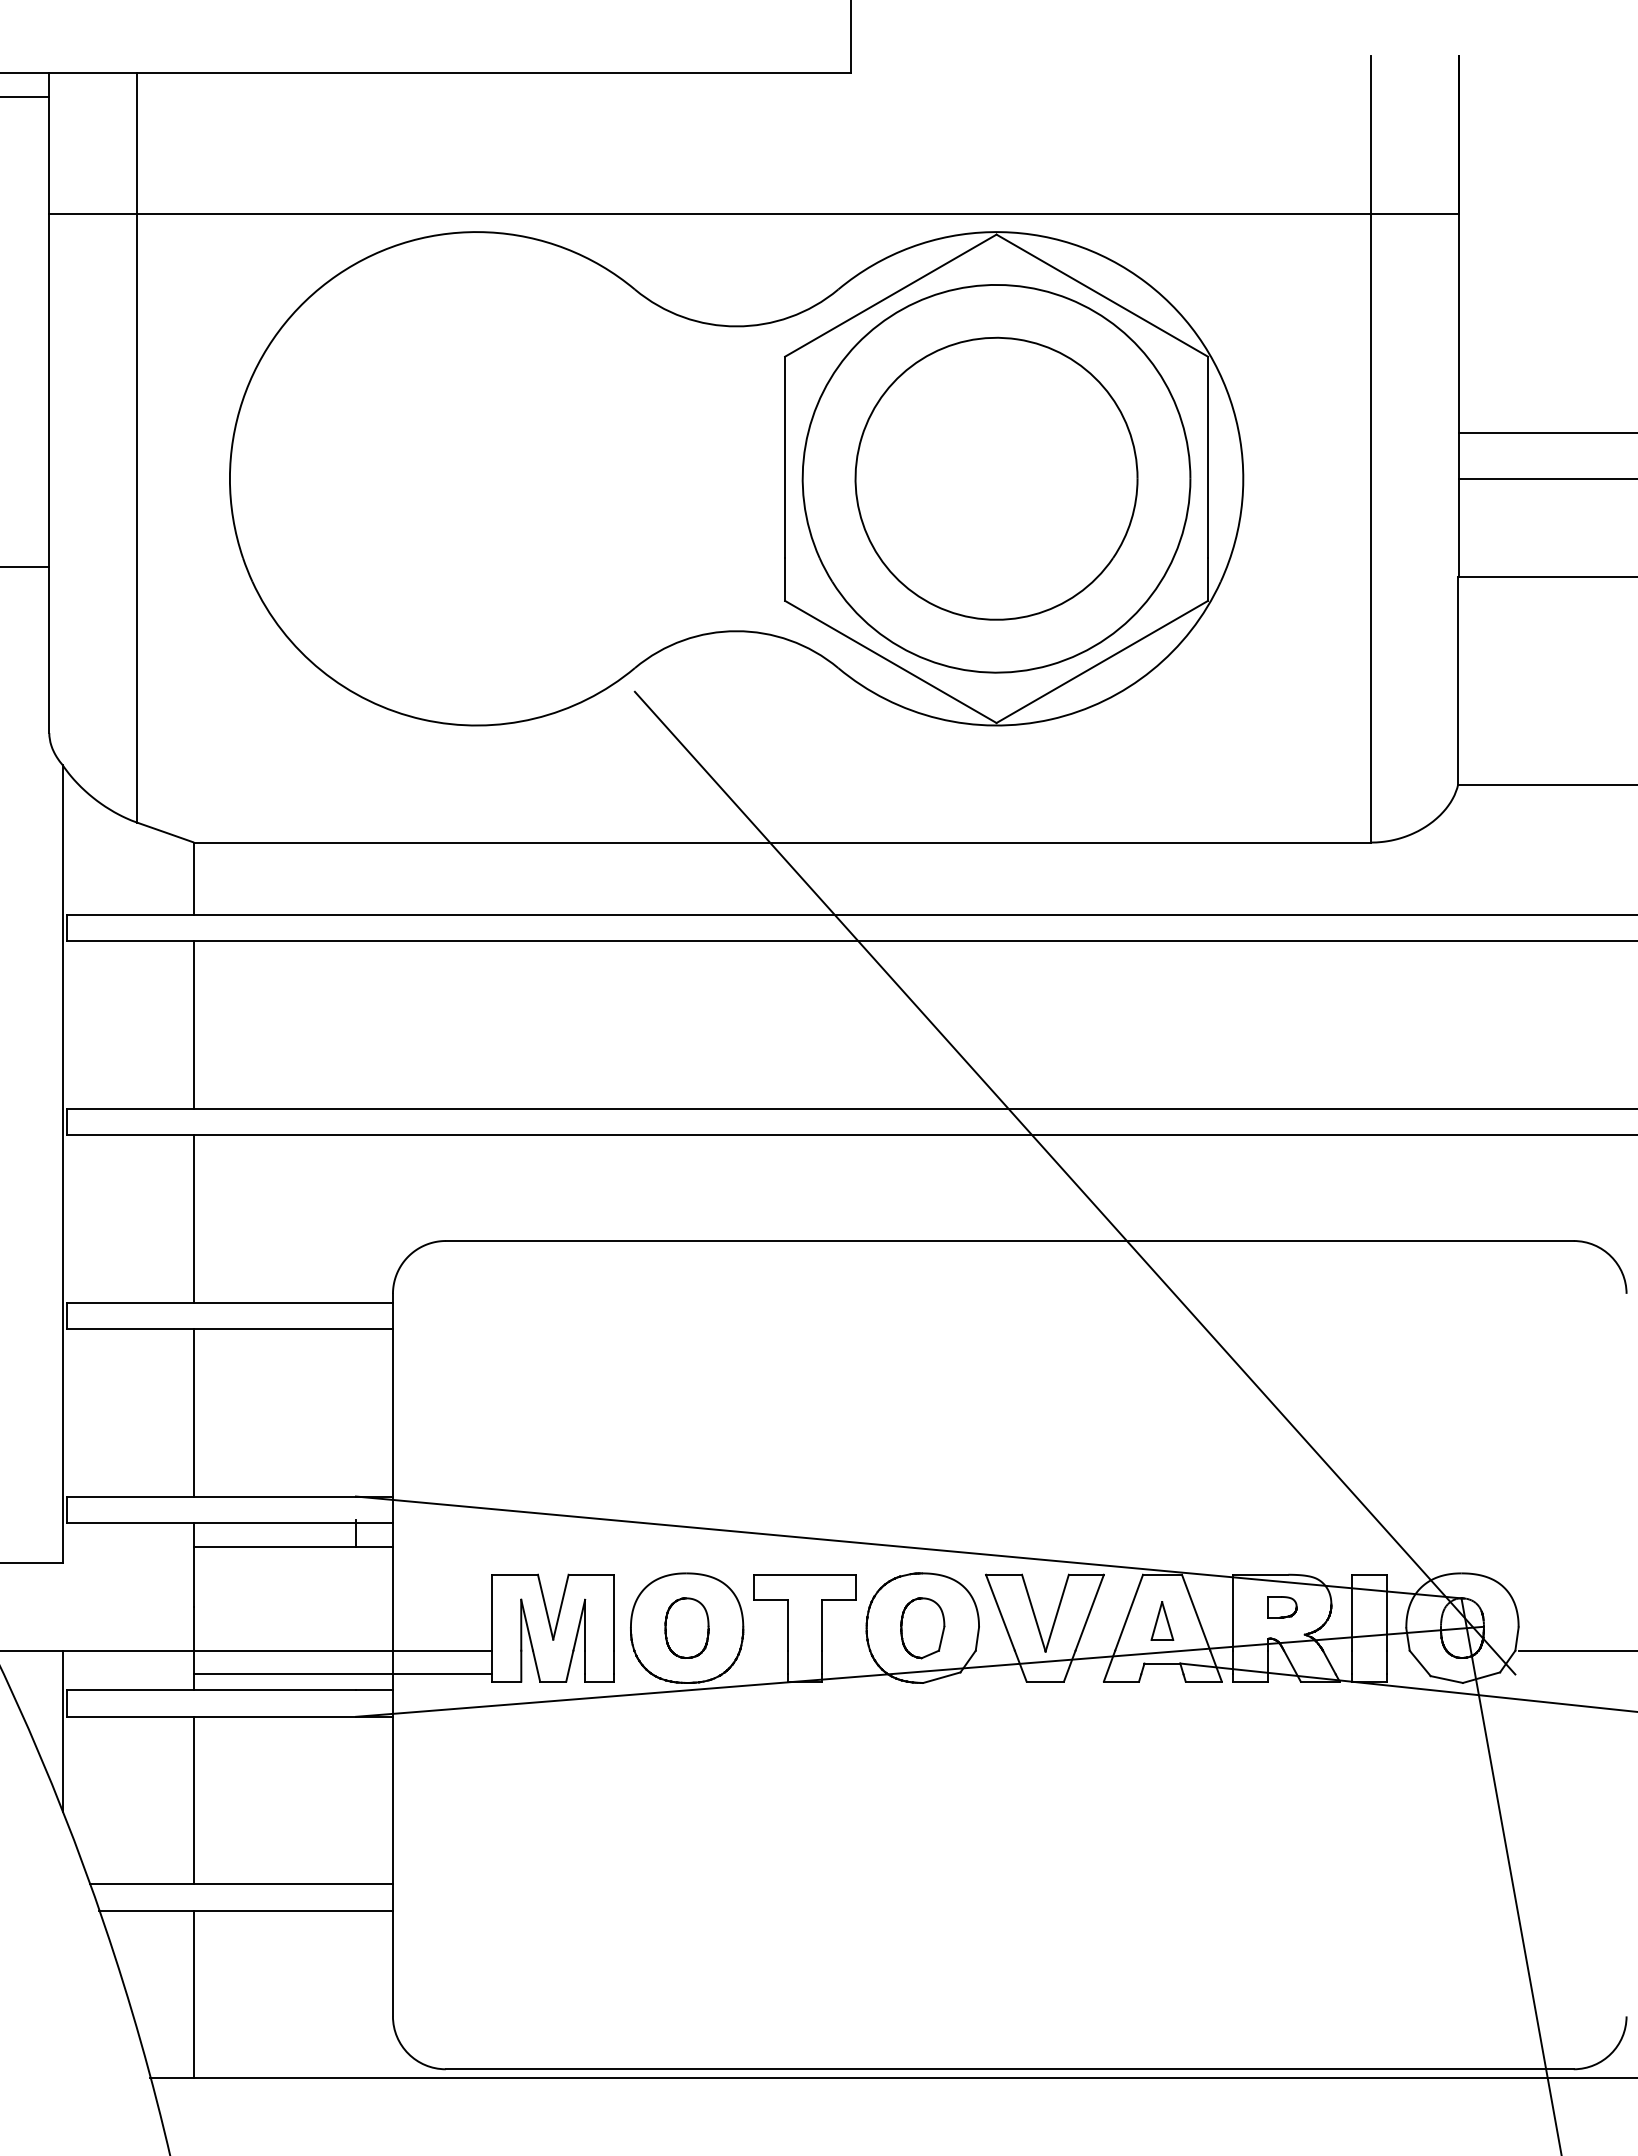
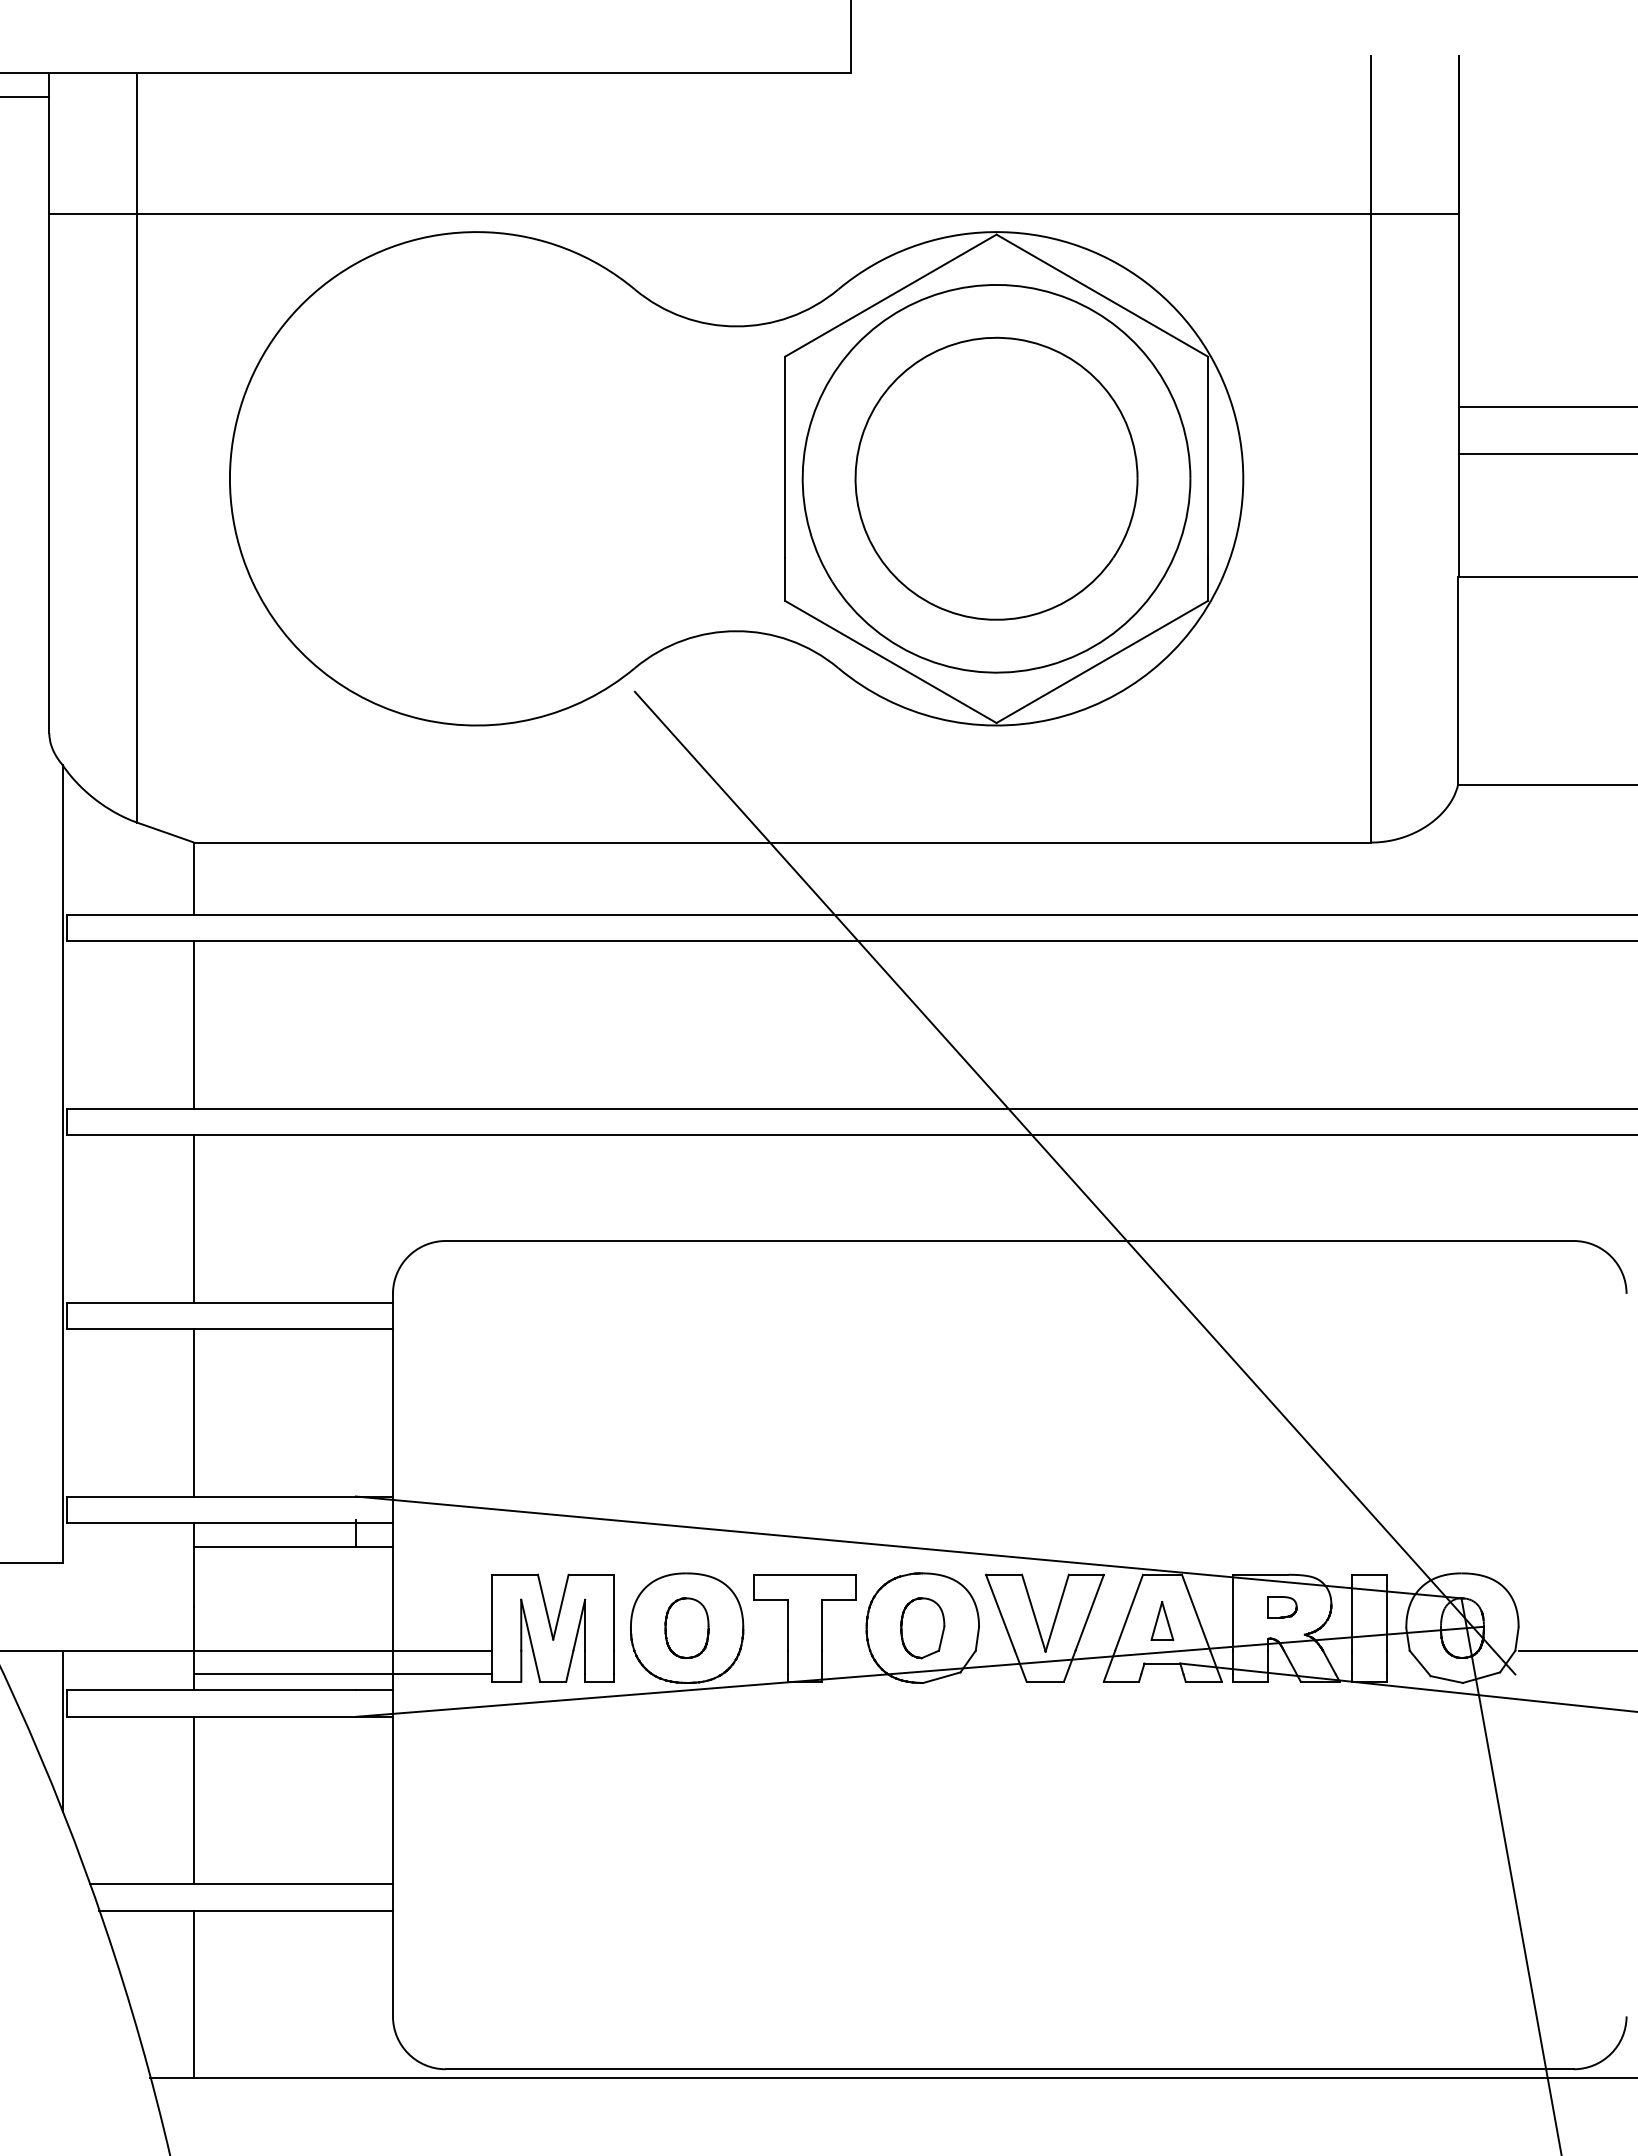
line position: (1546, 432) -> (1546, 406) (1546, 406)
line position: (1546, 479) -> (1546, 454) (1546, 454)
line: present -> none (25, 566)
